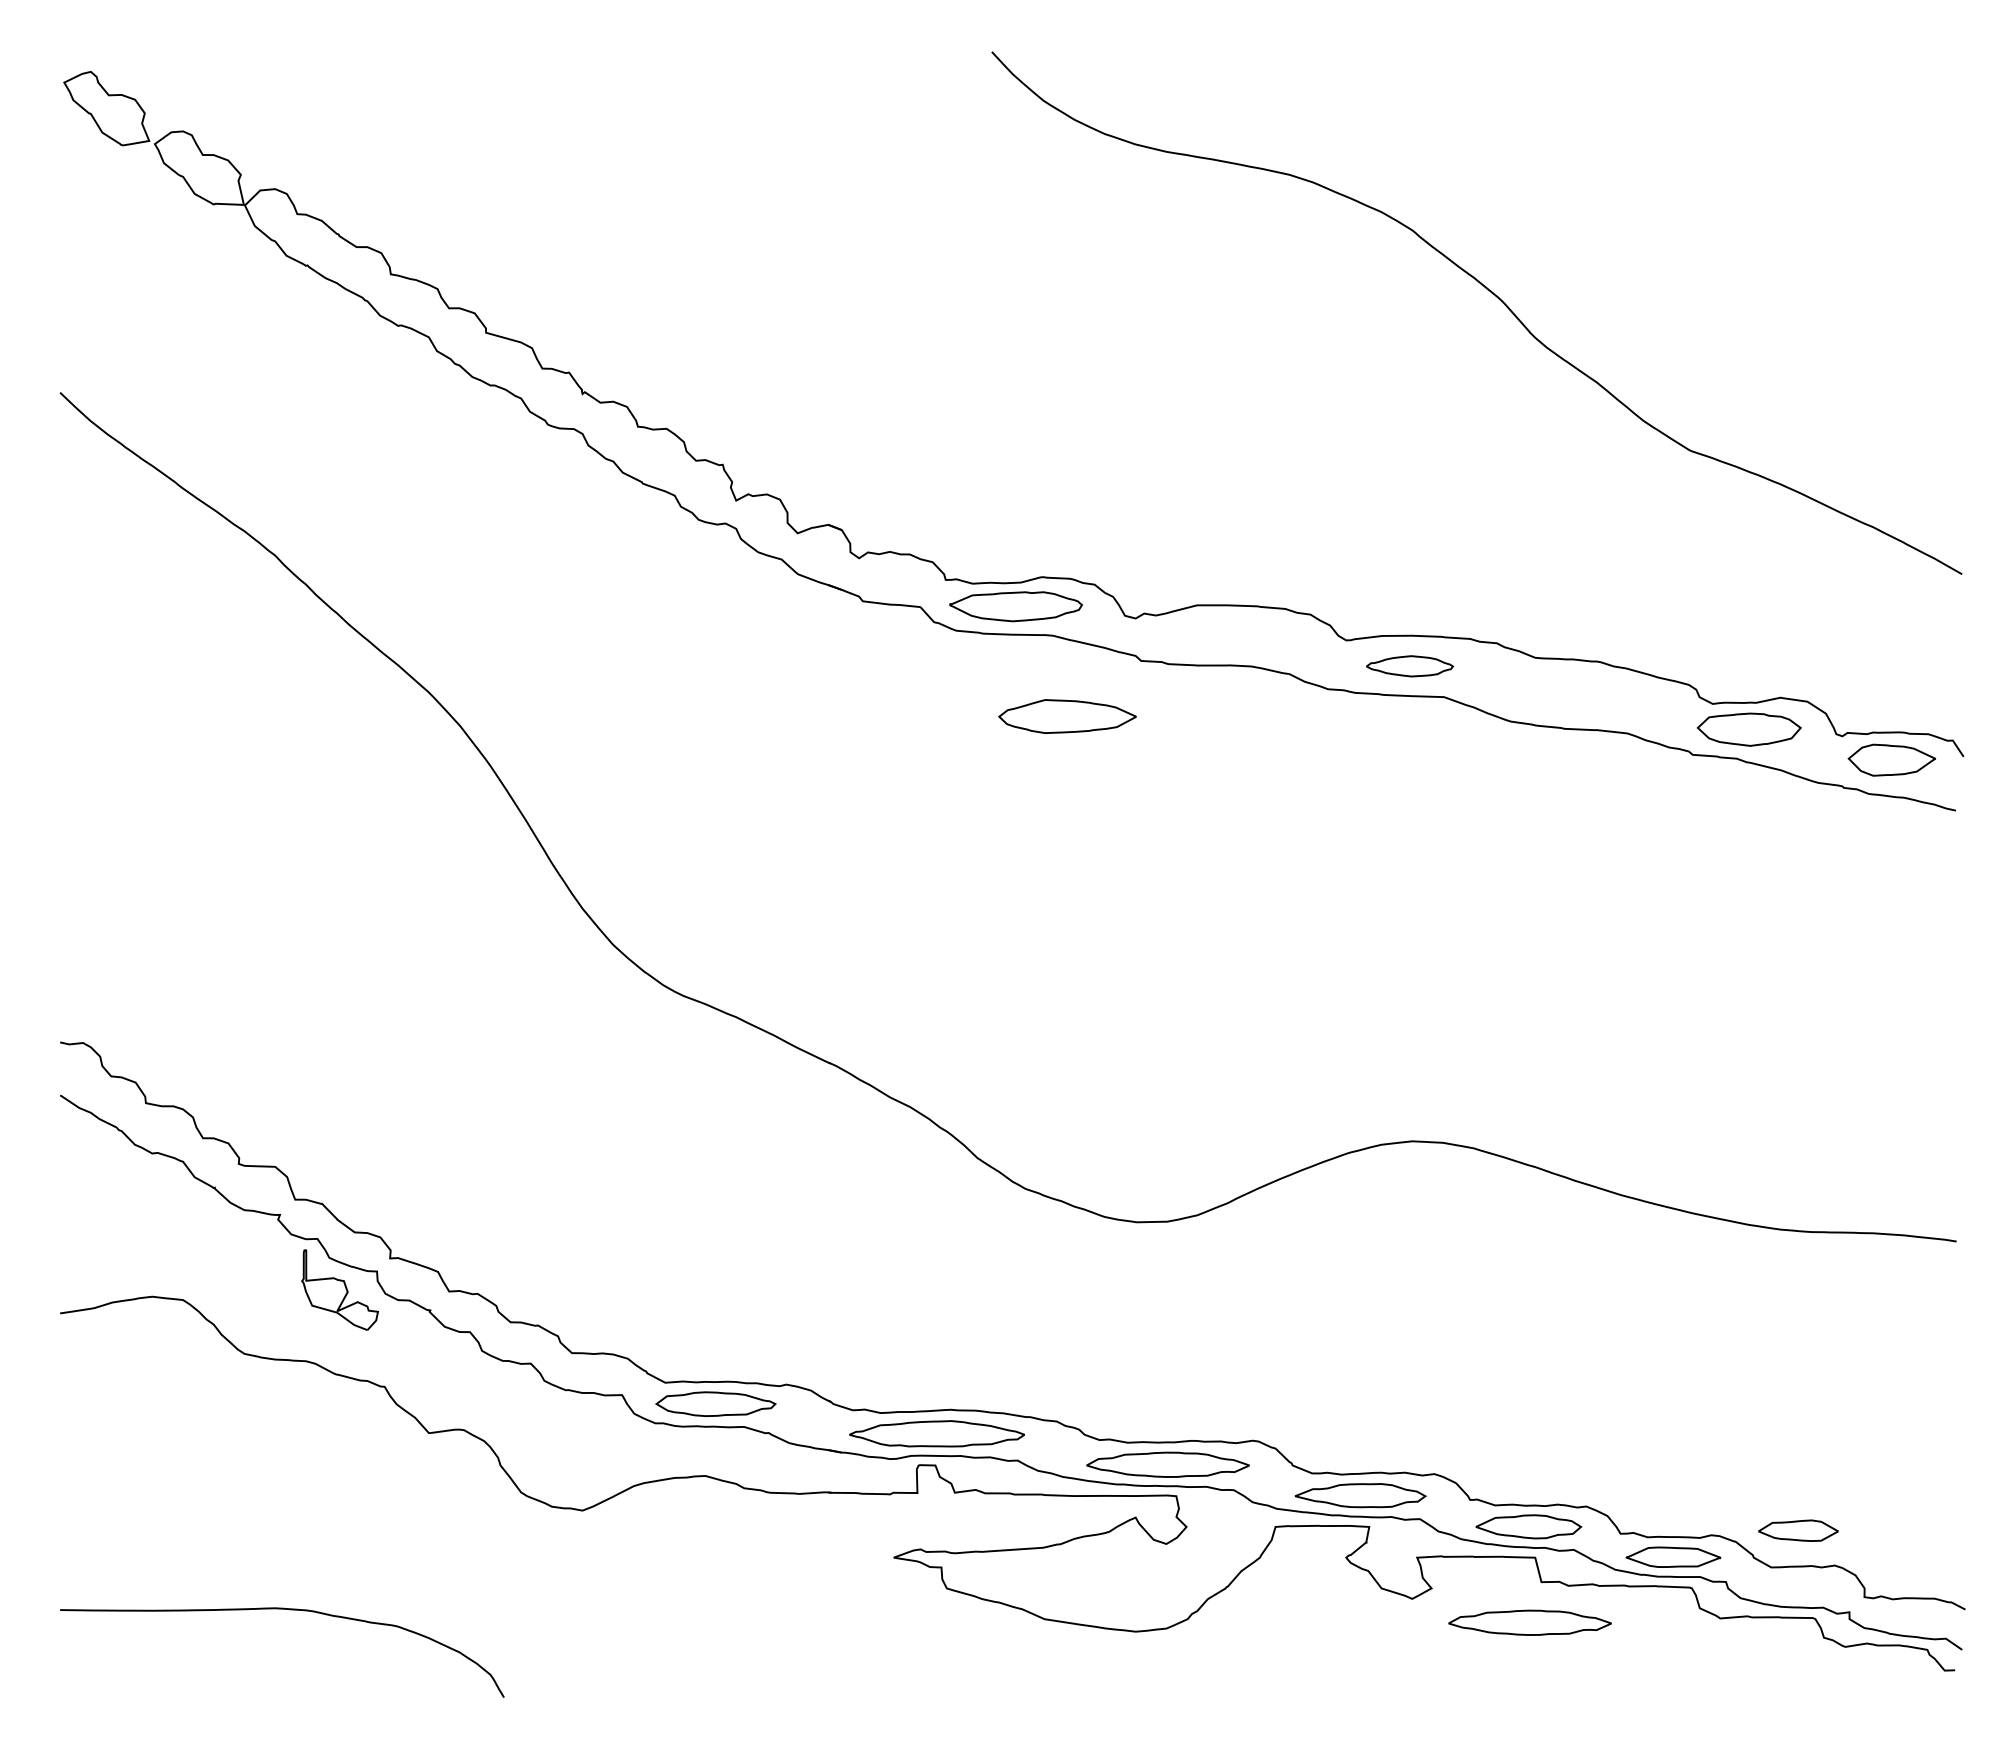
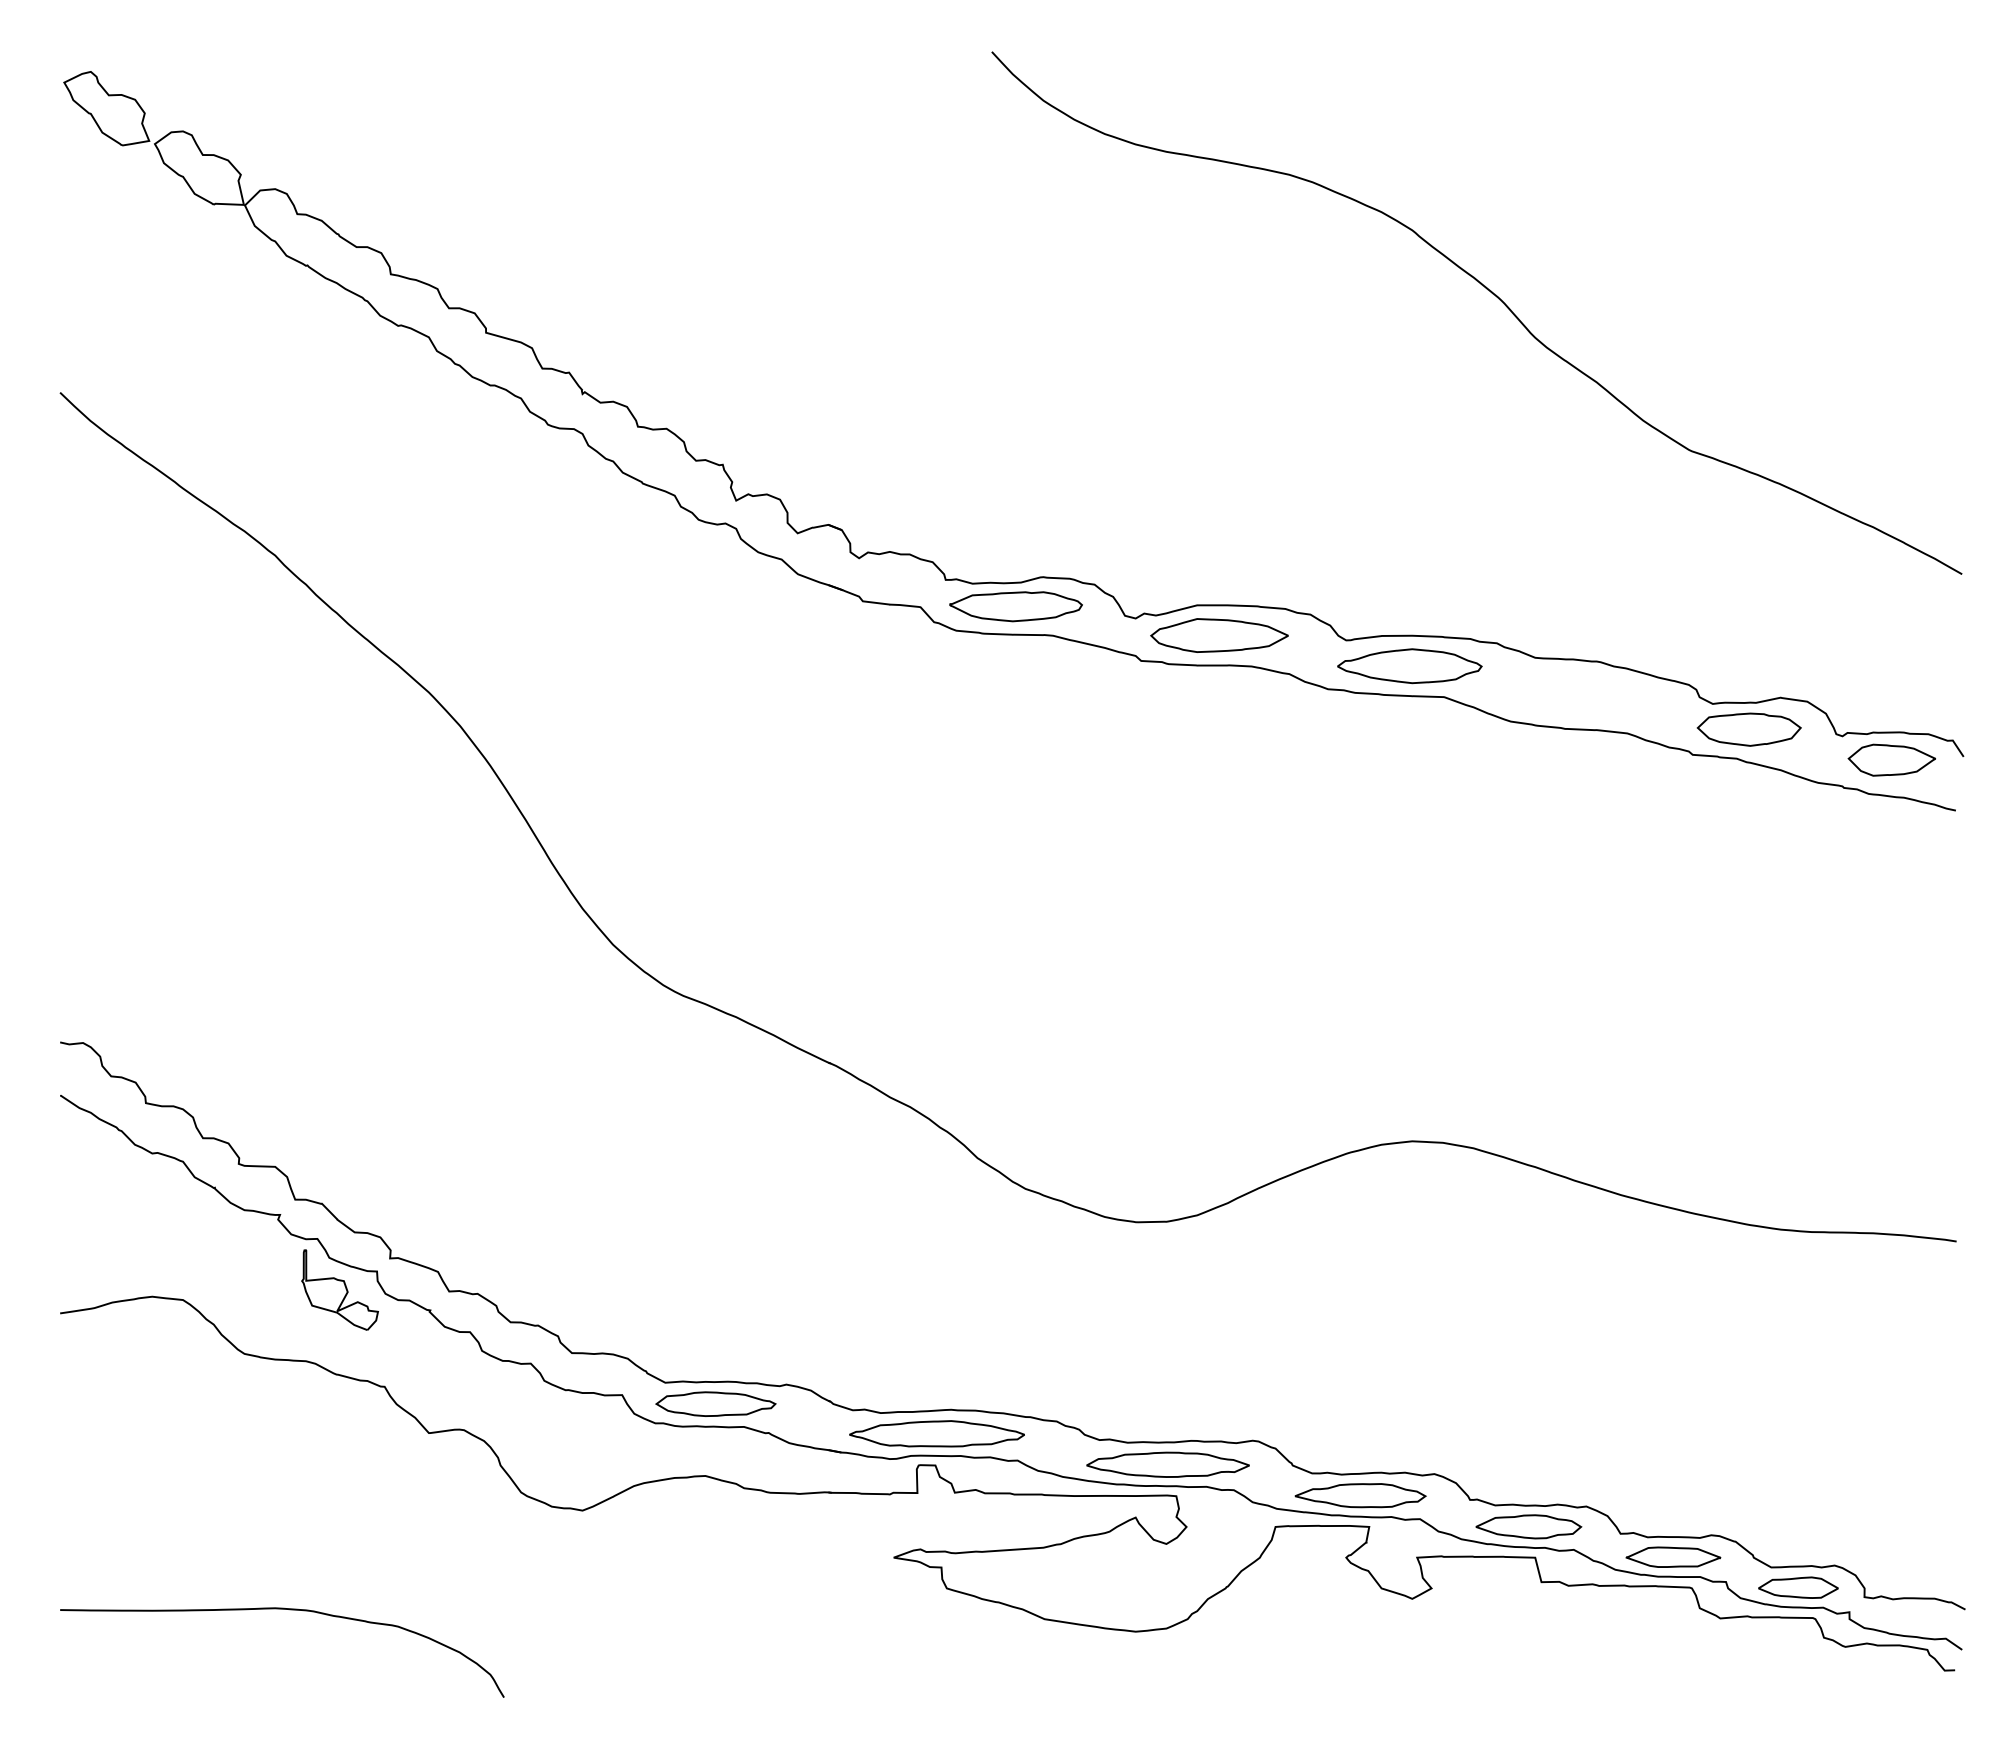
part size: 89x23 px -> 146x37 px (1409, 666)
part position: (1067, 716) -> (1219, 635) (1219, 635)
part position: (1798, 1530) -> (1798, 1587) (1798, 1587)
part: present -> none (1529, 1622)
